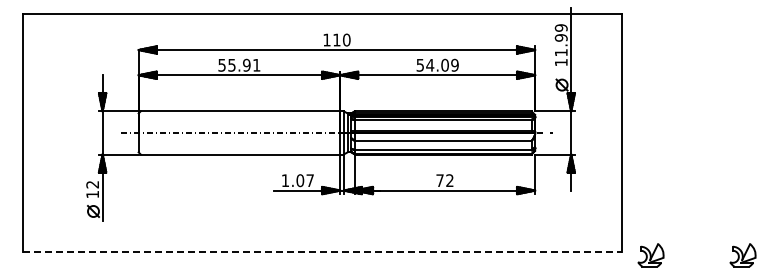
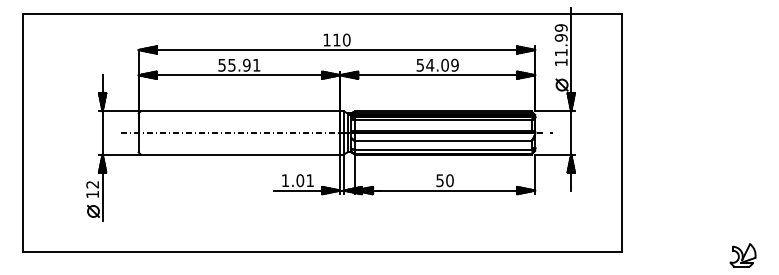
text: 1.07 -> 1.01 (309, 180)
text: 72 -> 50 (444, 180)
line: dashed -> solid (323, 251)
part: present -> none (650, 255)
